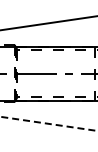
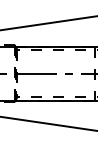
line: dashed -> solid (49, 123)
